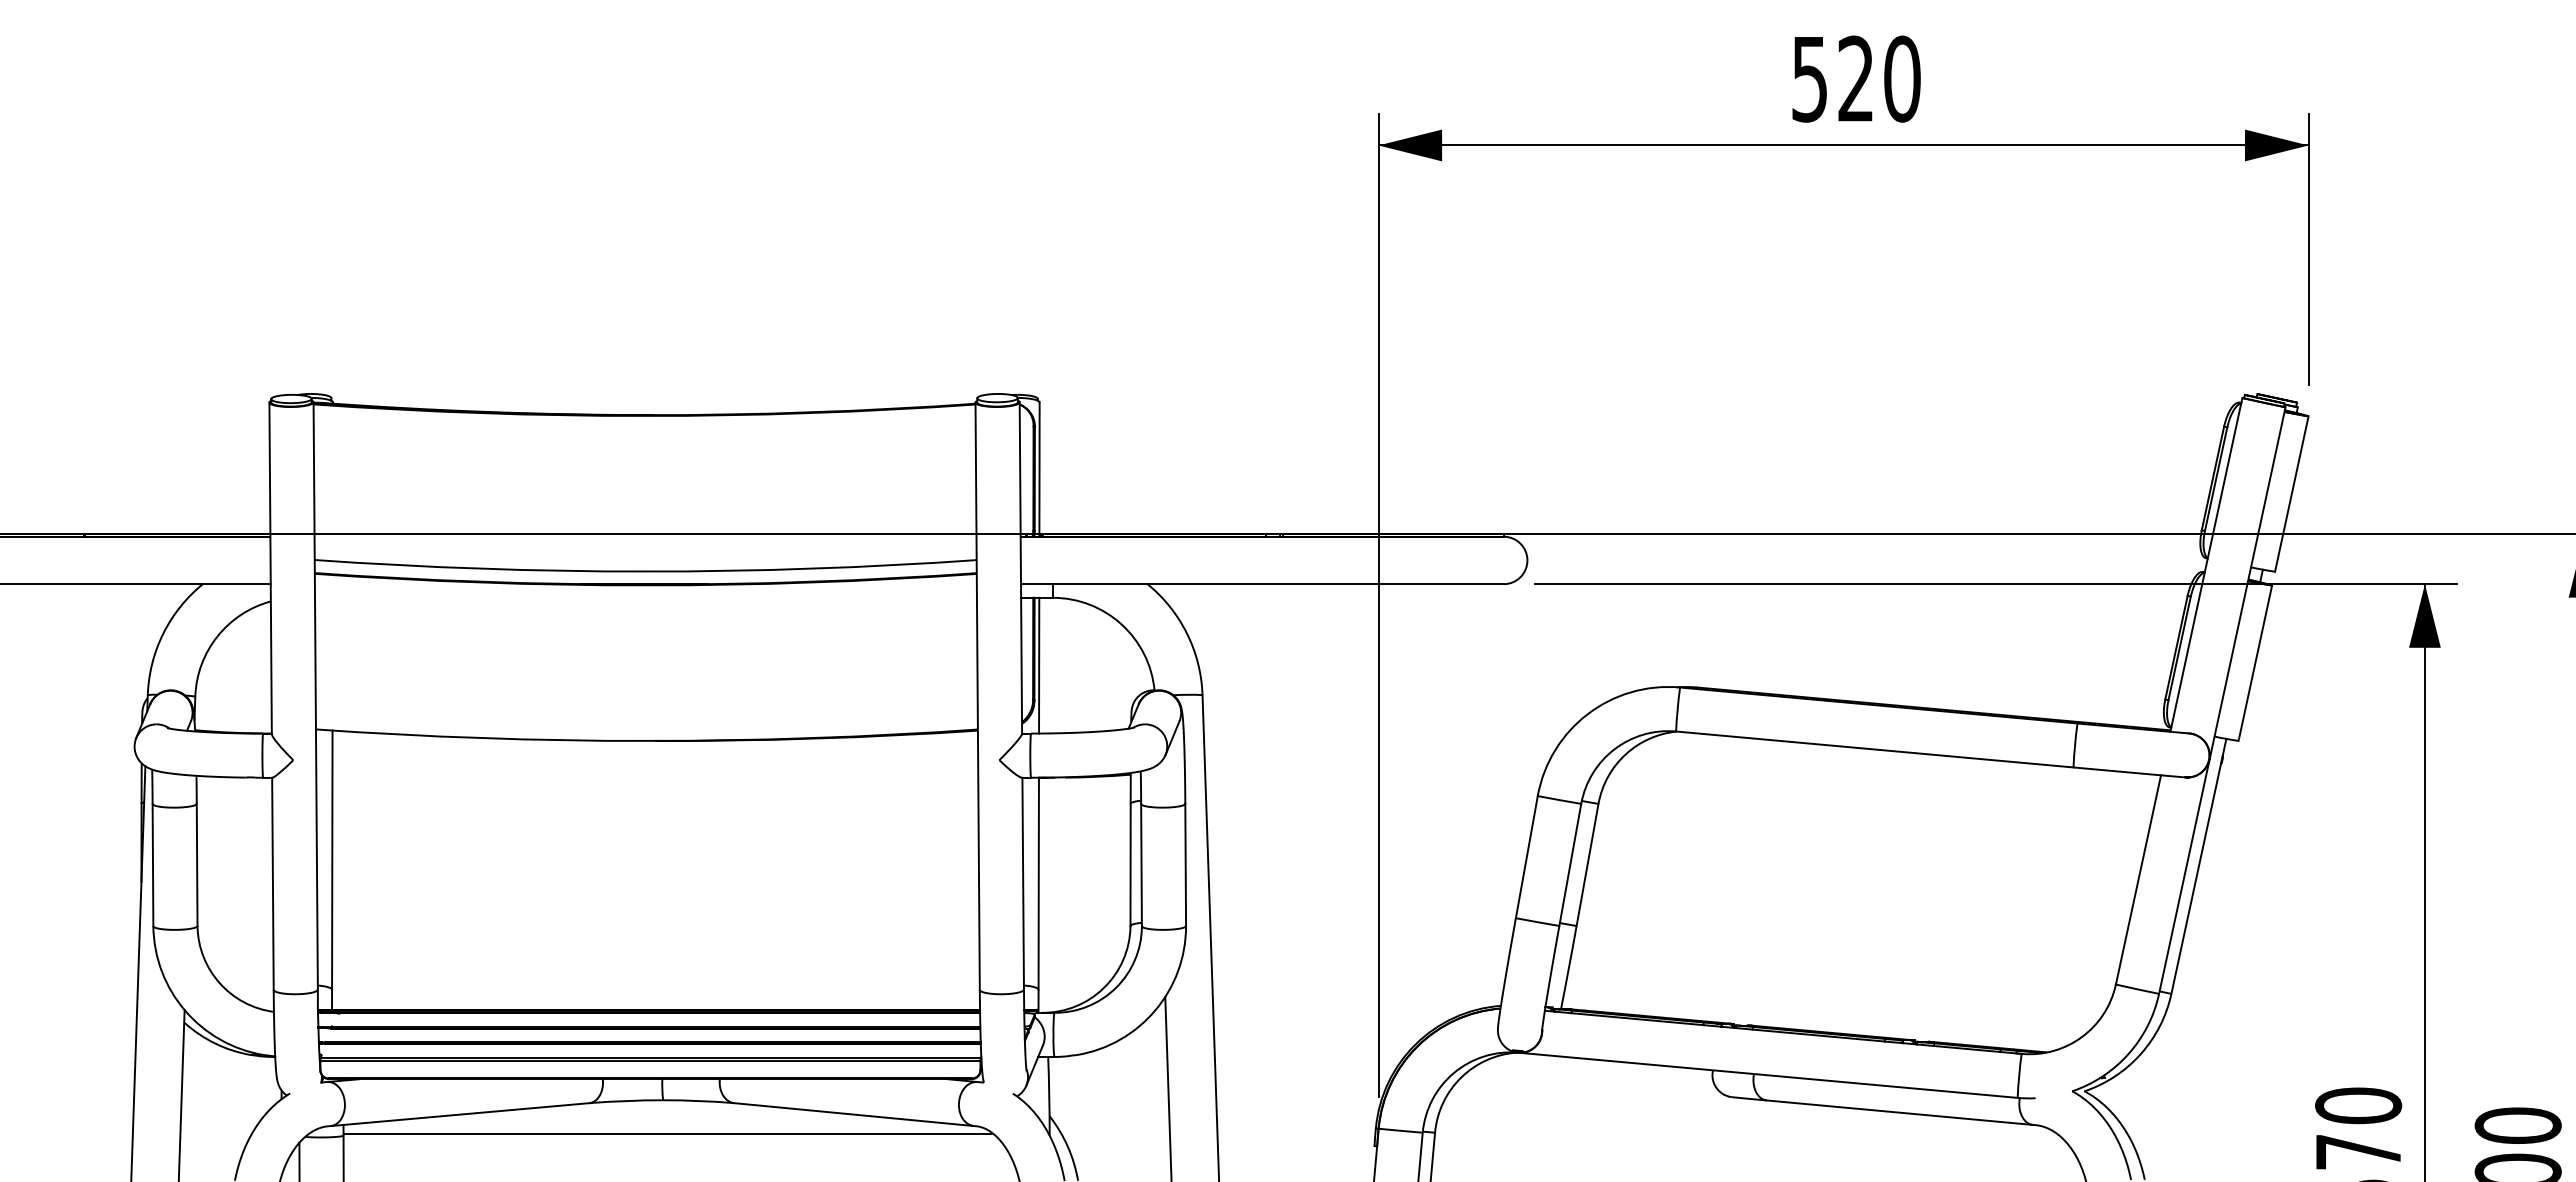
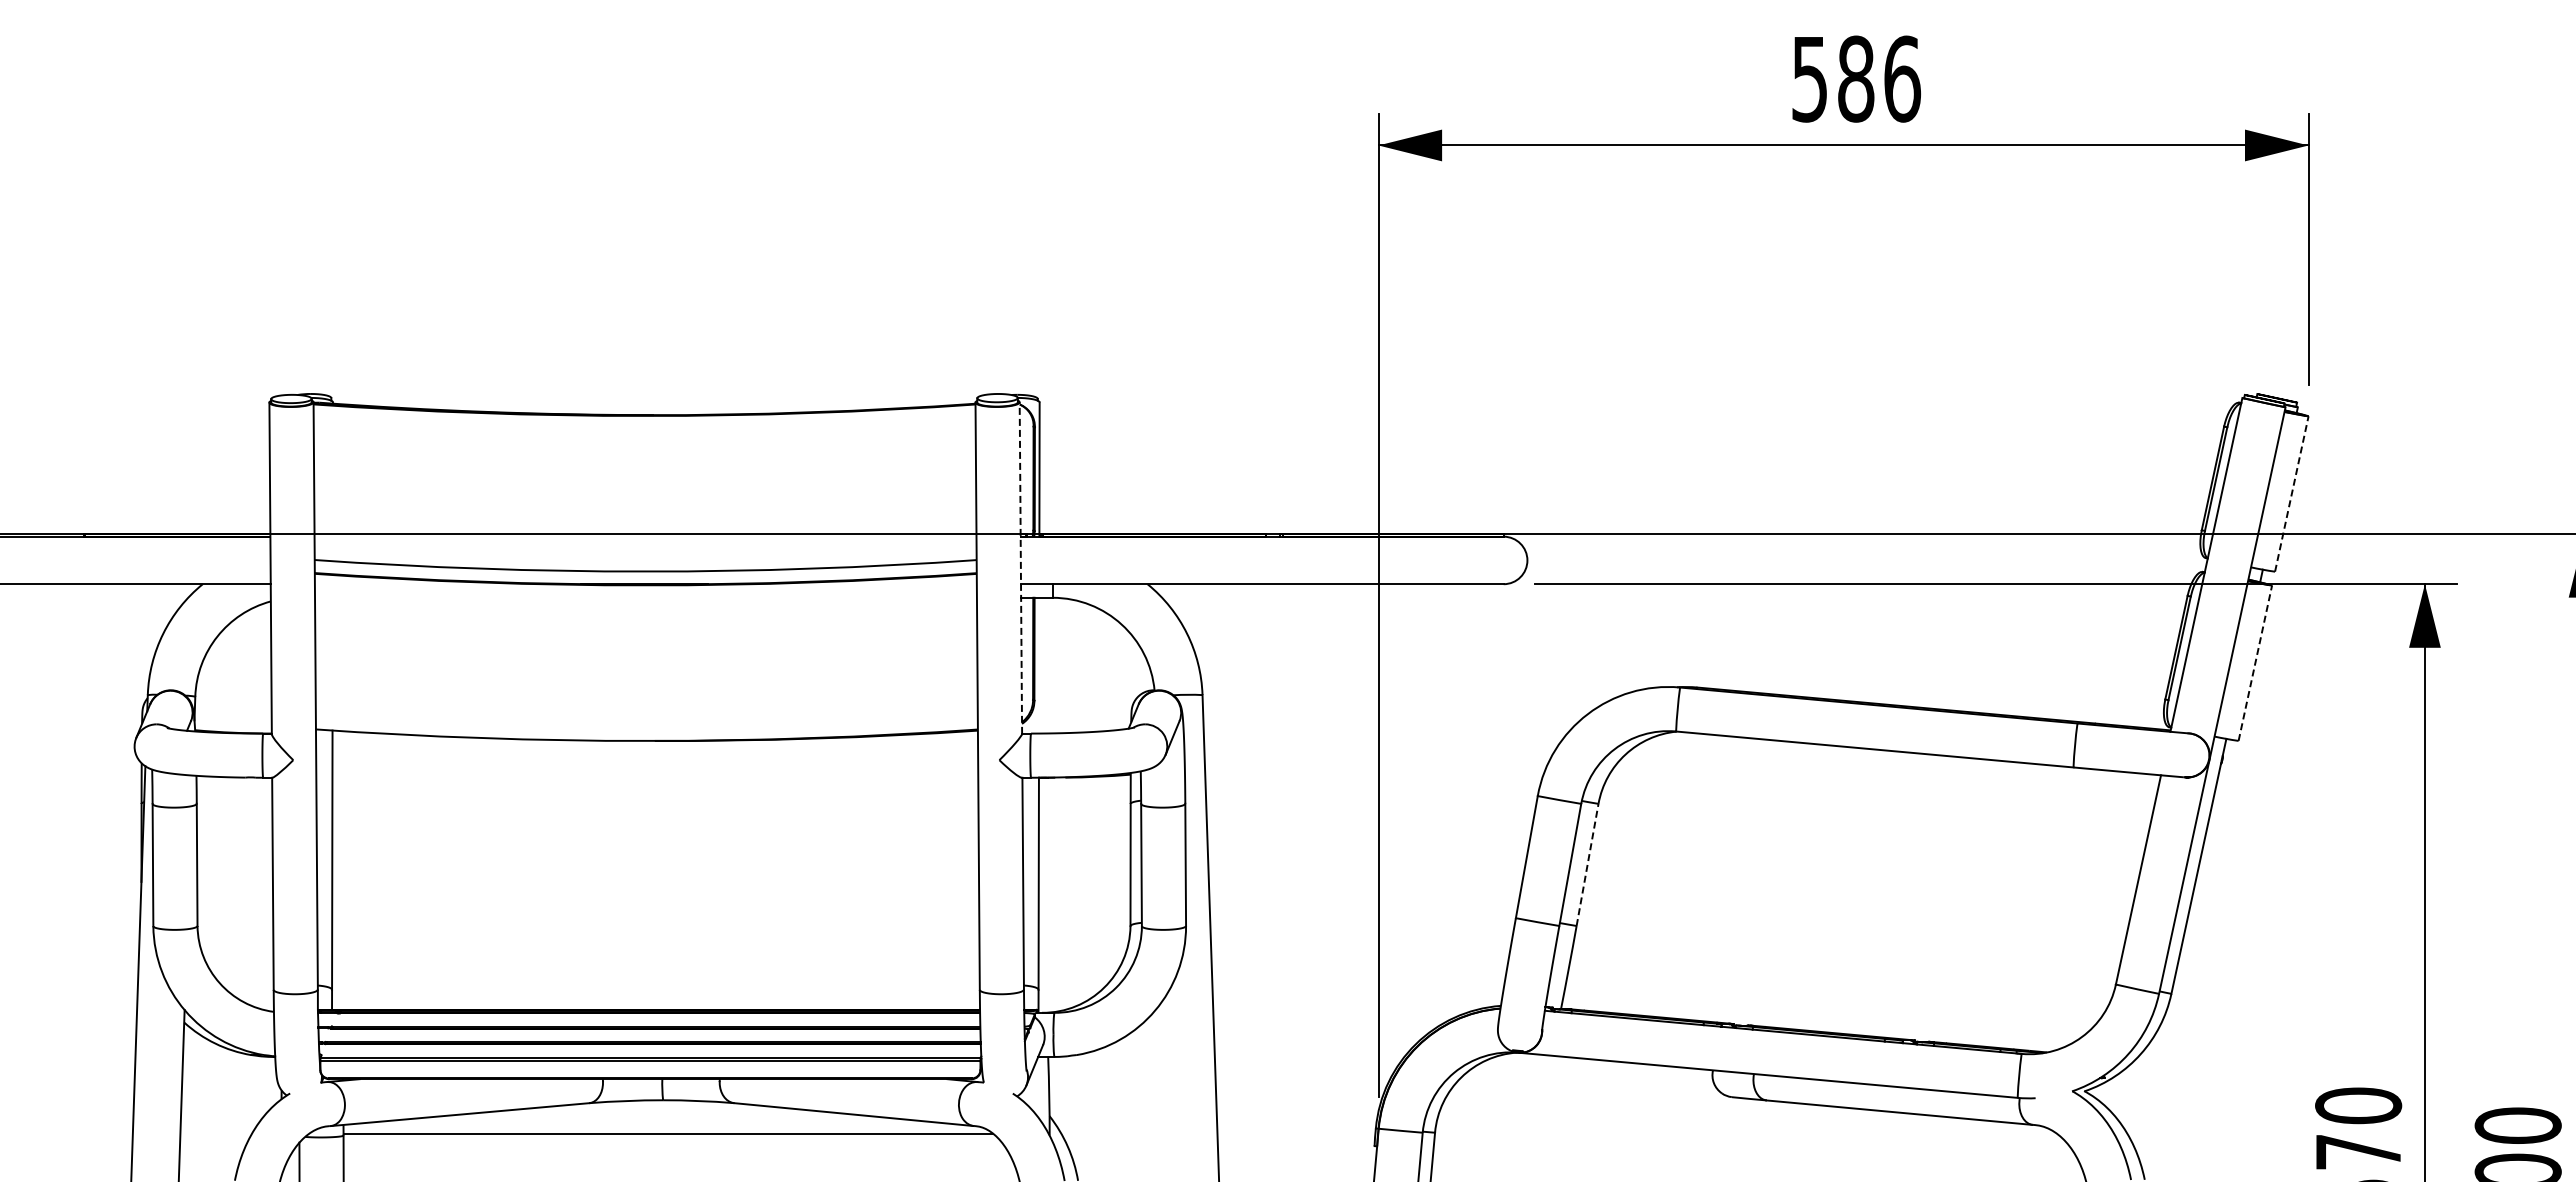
text: 520 -> 586 (1879, 78)
line: solid -> dashed (2291, 493)
line: solid -> dashed (1020, 568)
line: solid -> dashed (2255, 662)
line: present -> none (1039, 665)
line: solid -> dashed (1587, 864)
line: present -> none (1168, 1087)
